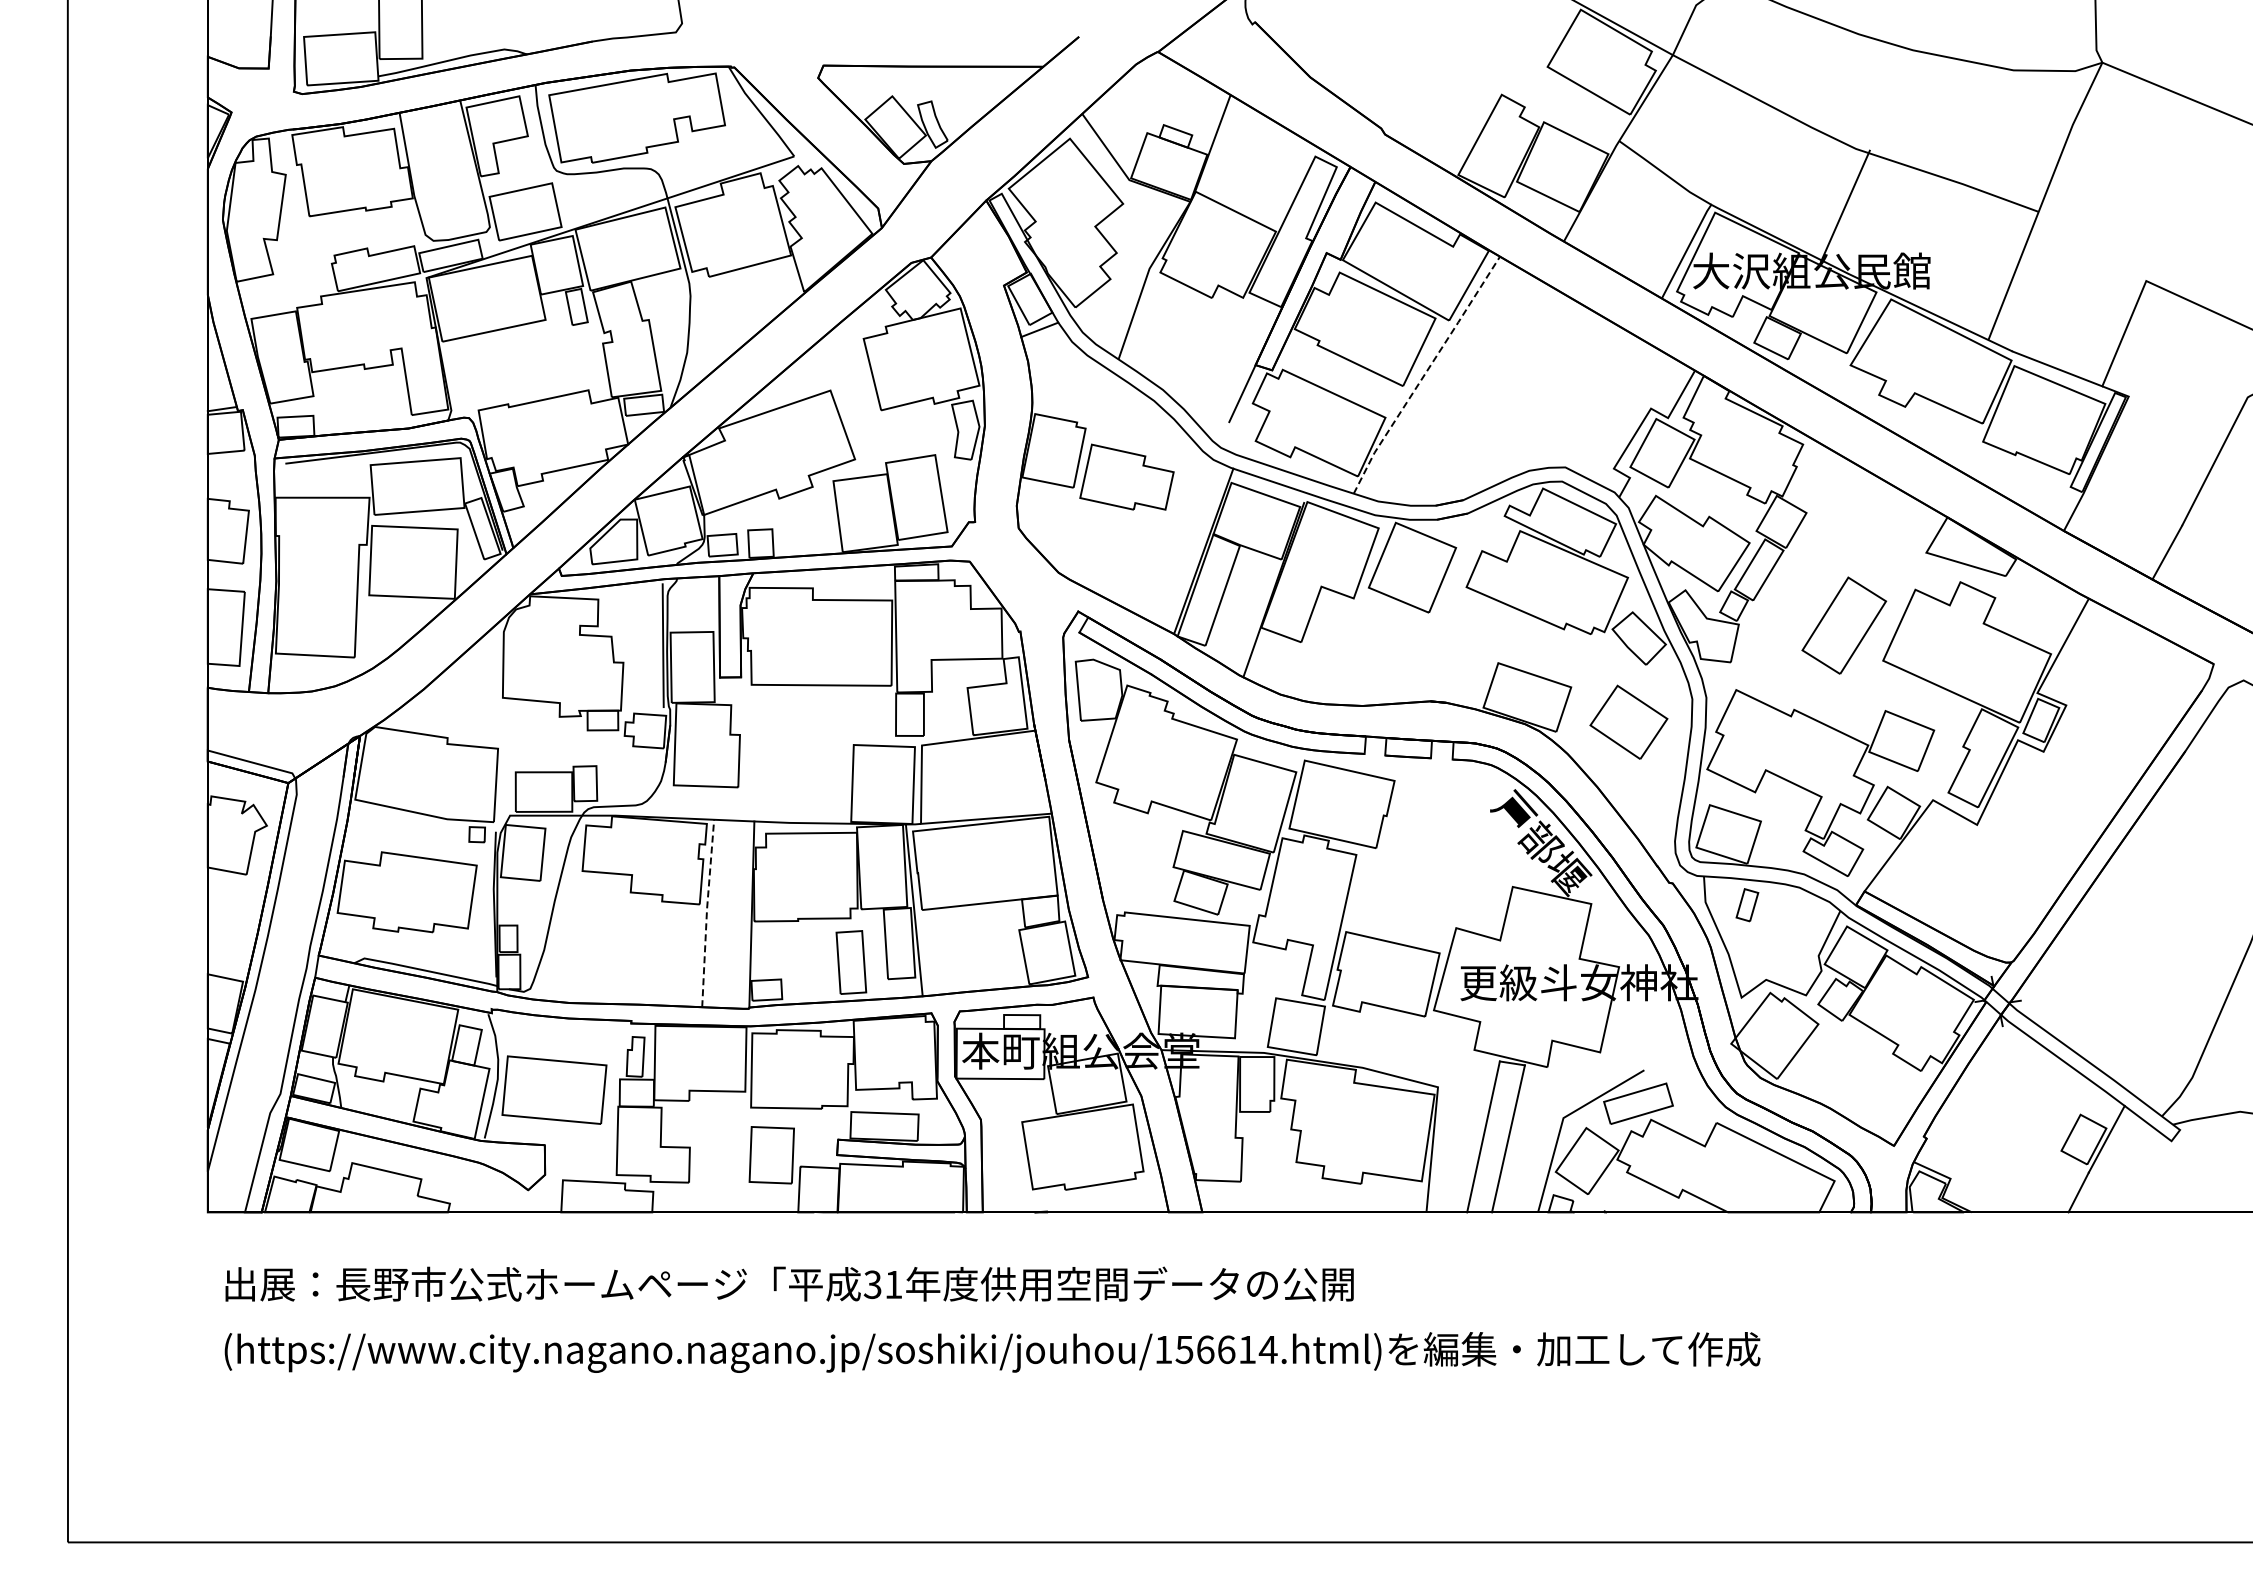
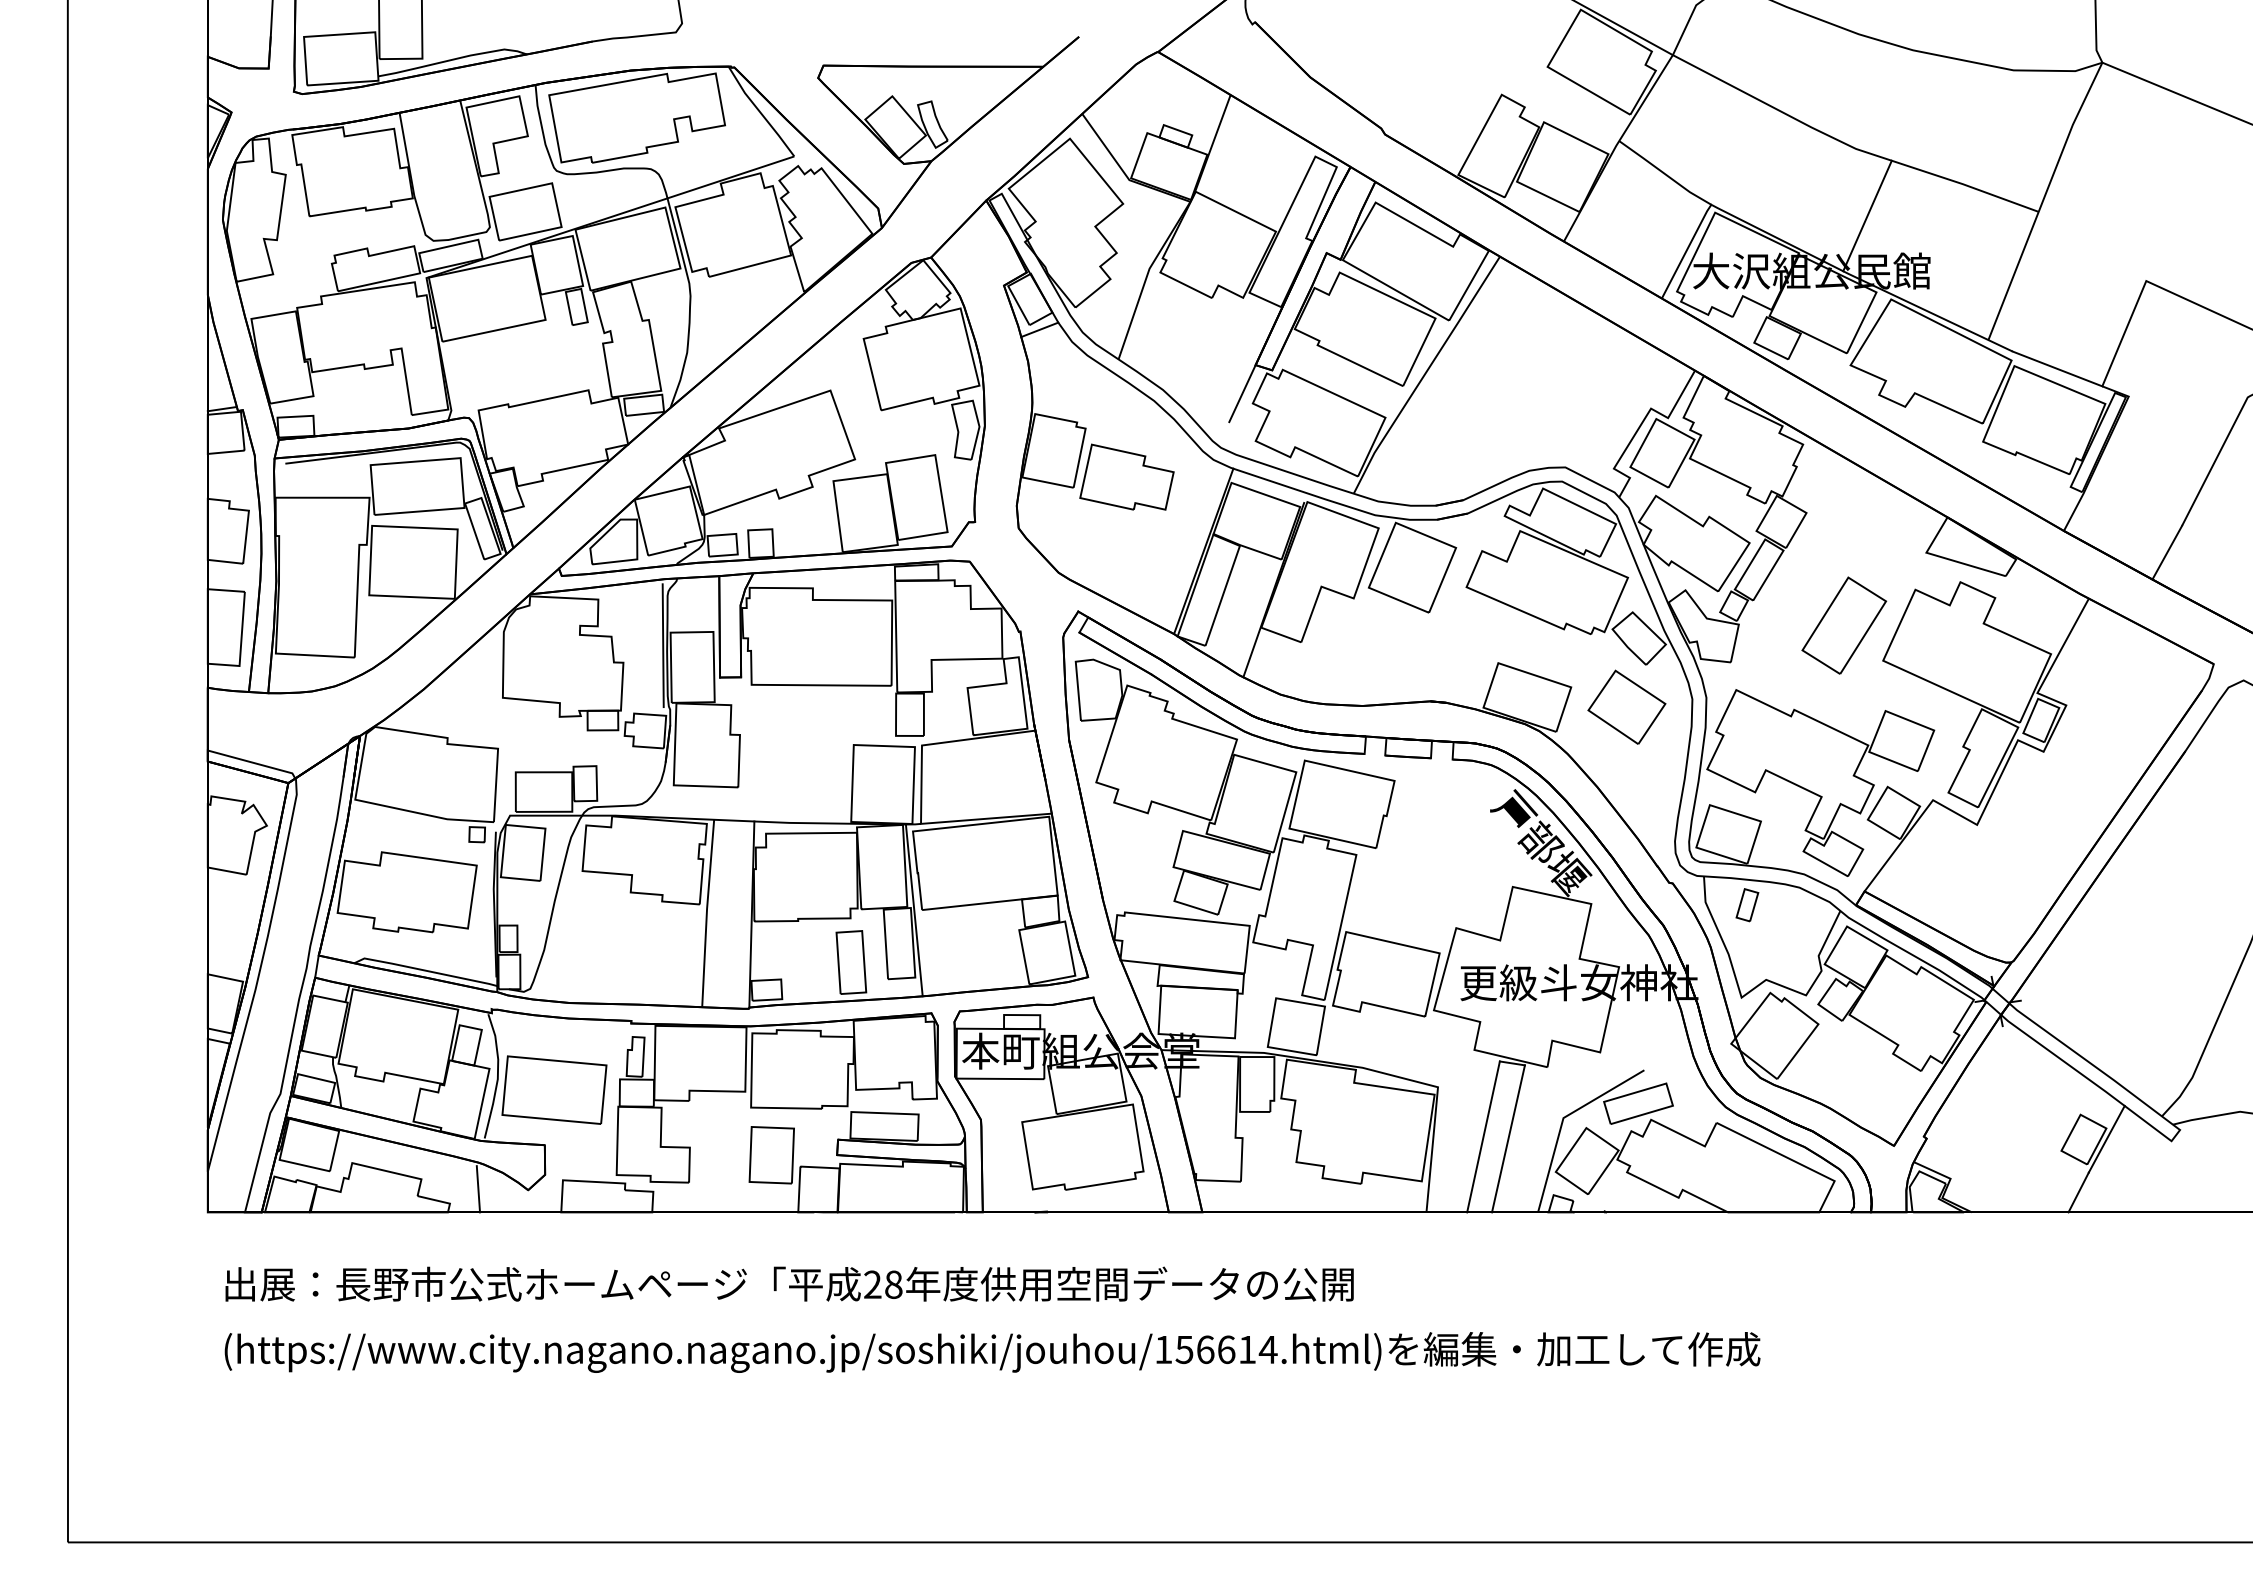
line position: (1845, 205) -> (1867, 215) (1867, 215)
line: dashed -> solid (1425, 374)
part position: (1628, 721) -> (1626, 706) (1626, 706)
line: dashed -> solid (706, 912)
line: none -> present (478, 1189)
text: 31 -> 28 (882, 1284)
